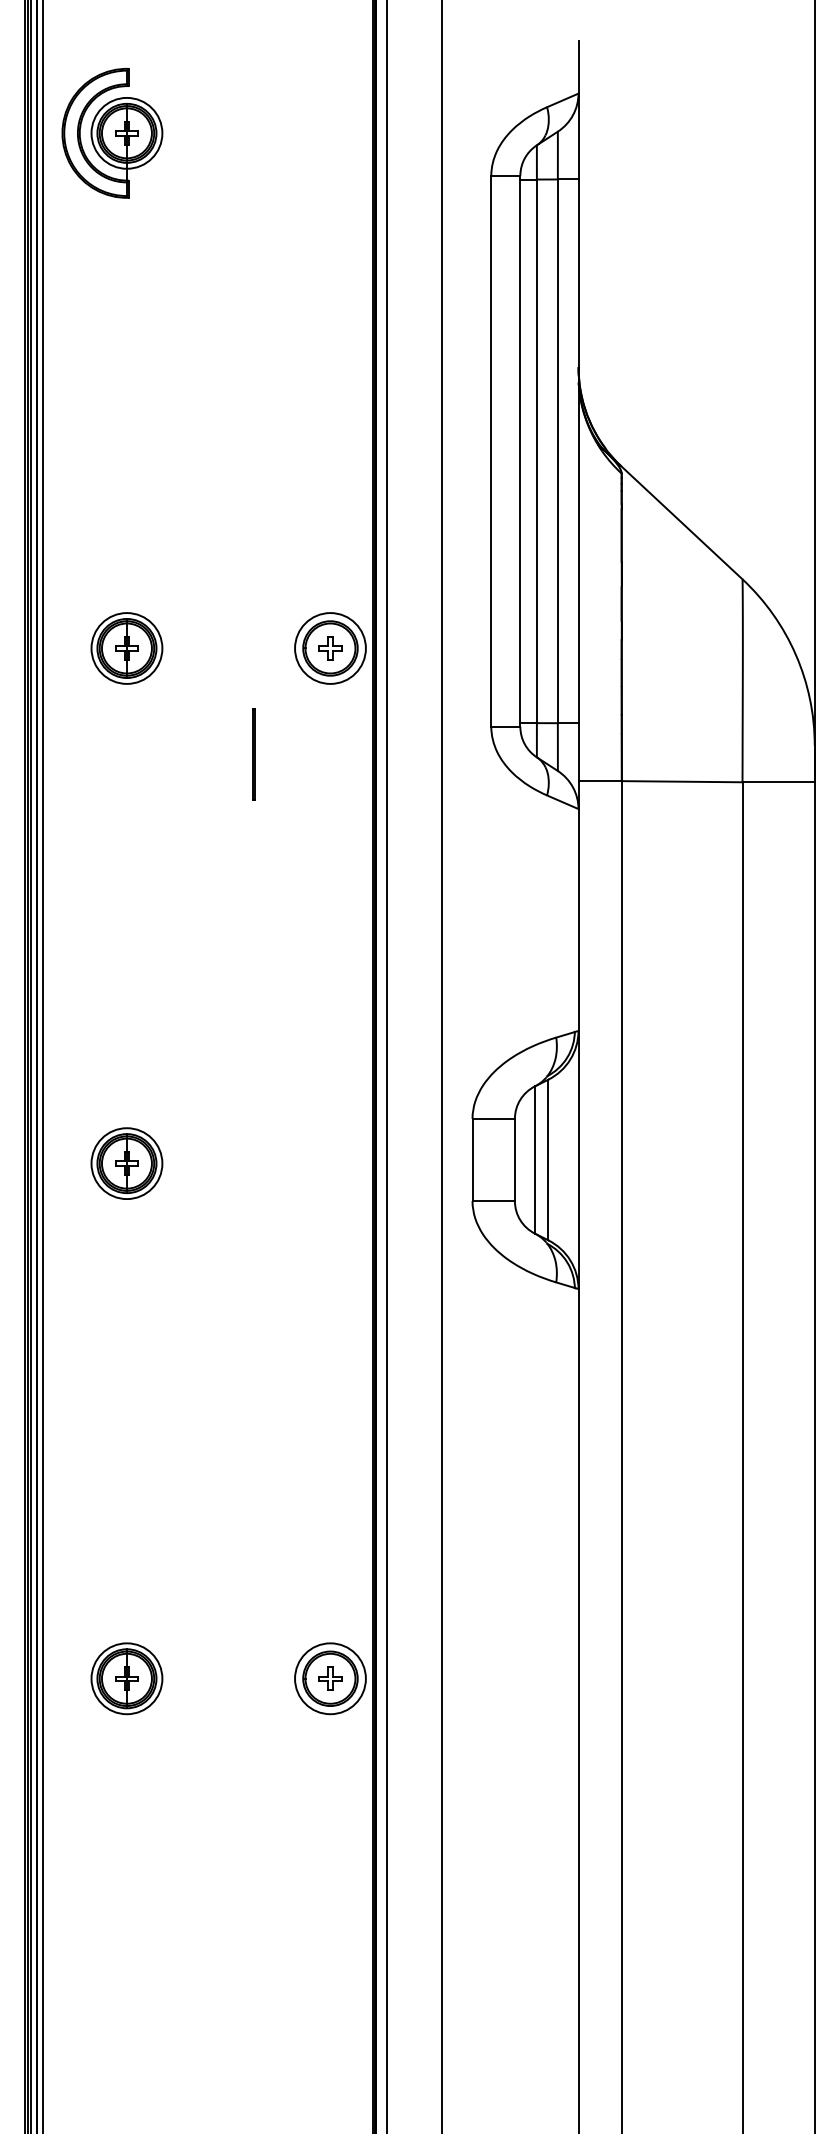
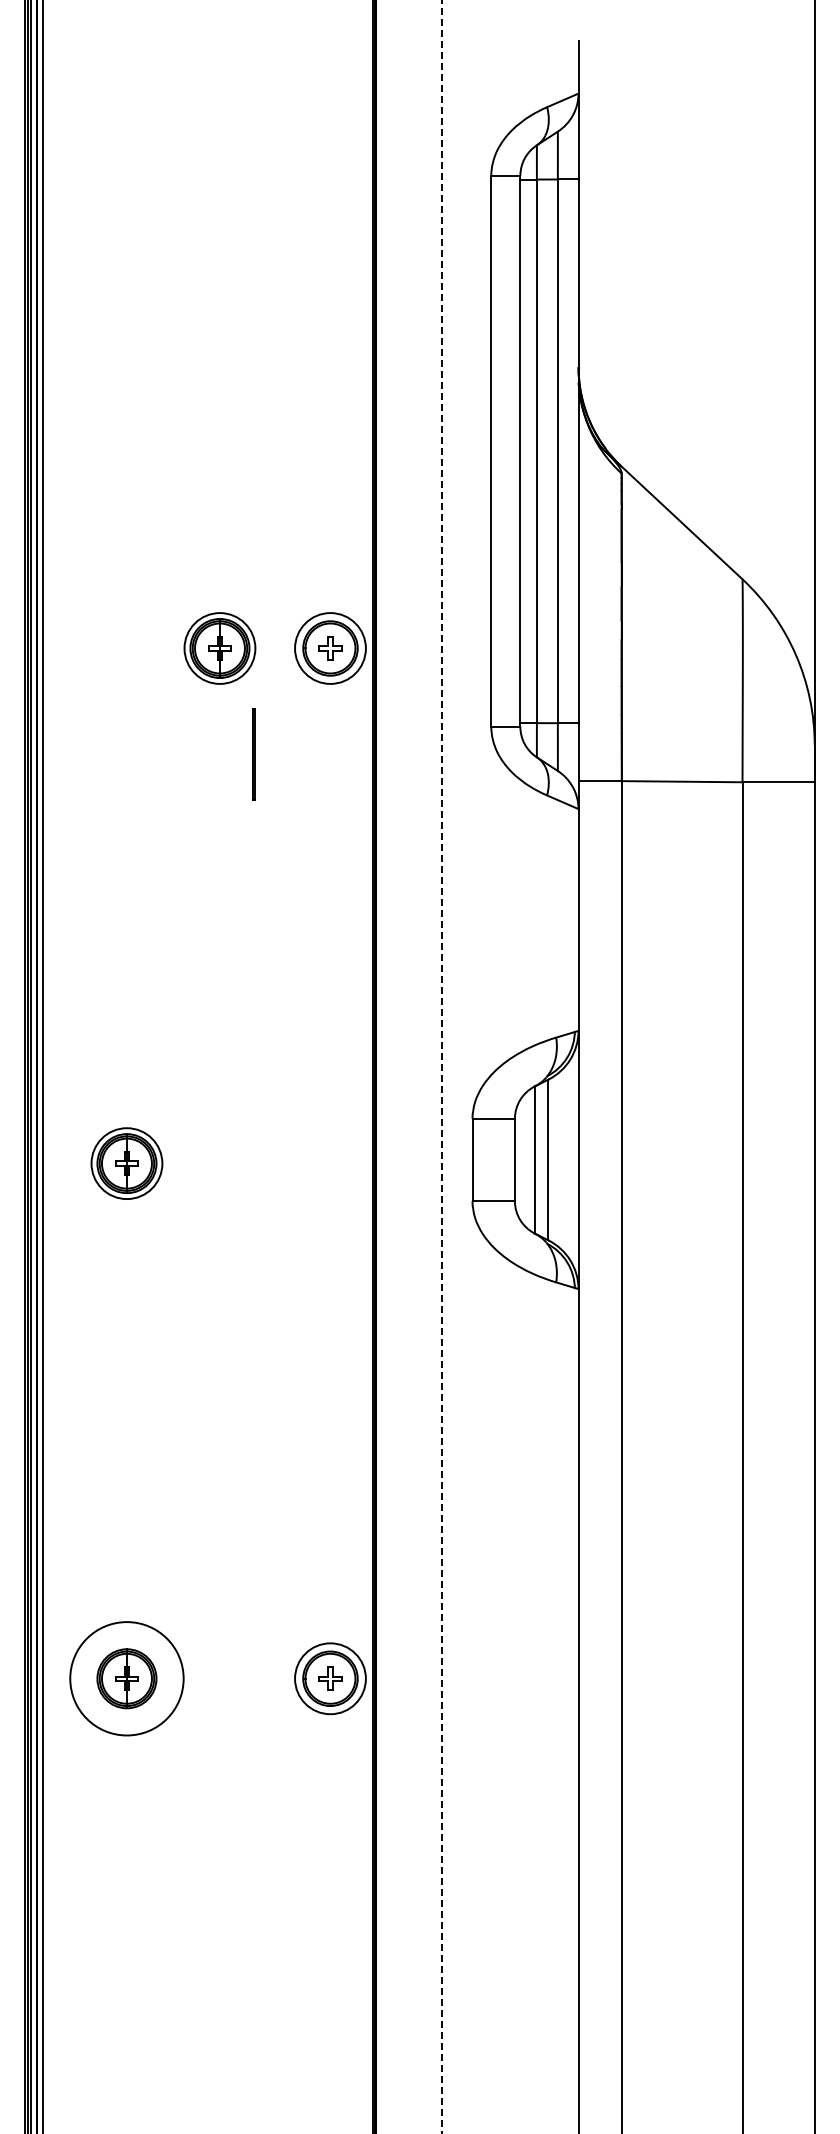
part: present -> none (112, 133)
part position: (126, 648) -> (219, 648) (219, 648)
line: present -> none (387, 1066)
line: solid -> dashed (442, 1066)
circle diameter: 71 px -> 113 px (126, 1678)
